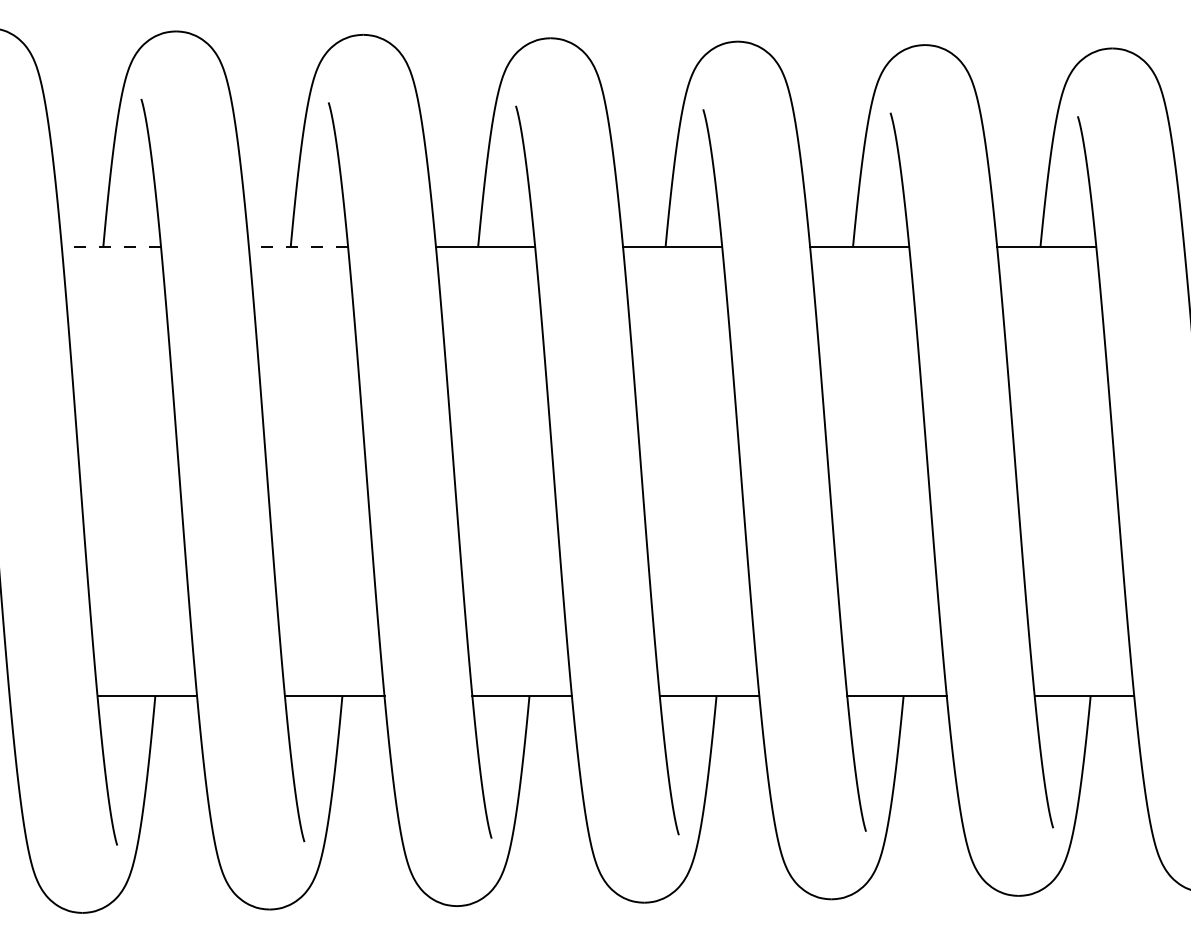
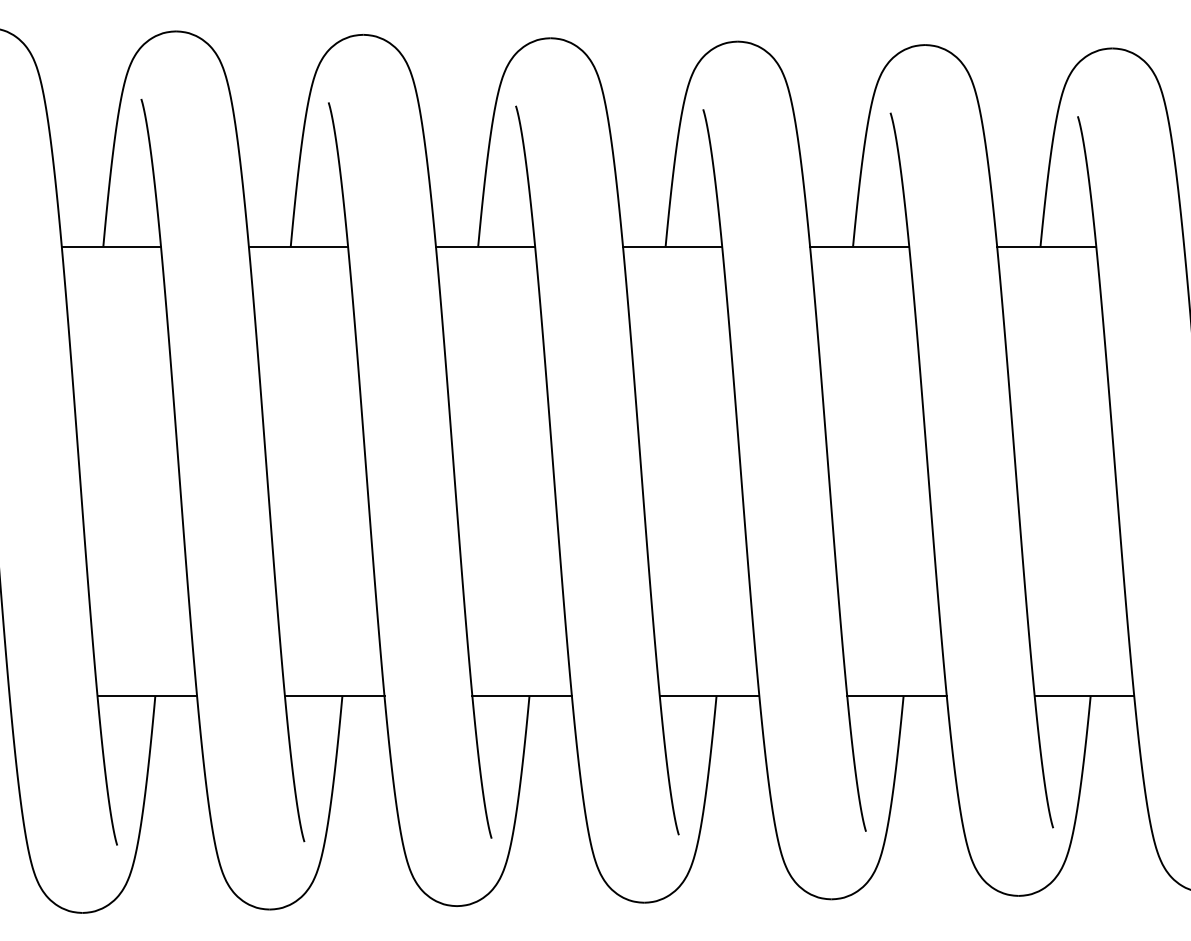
line: dashed -> solid (111, 246)
line: dashed -> solid (298, 246)
